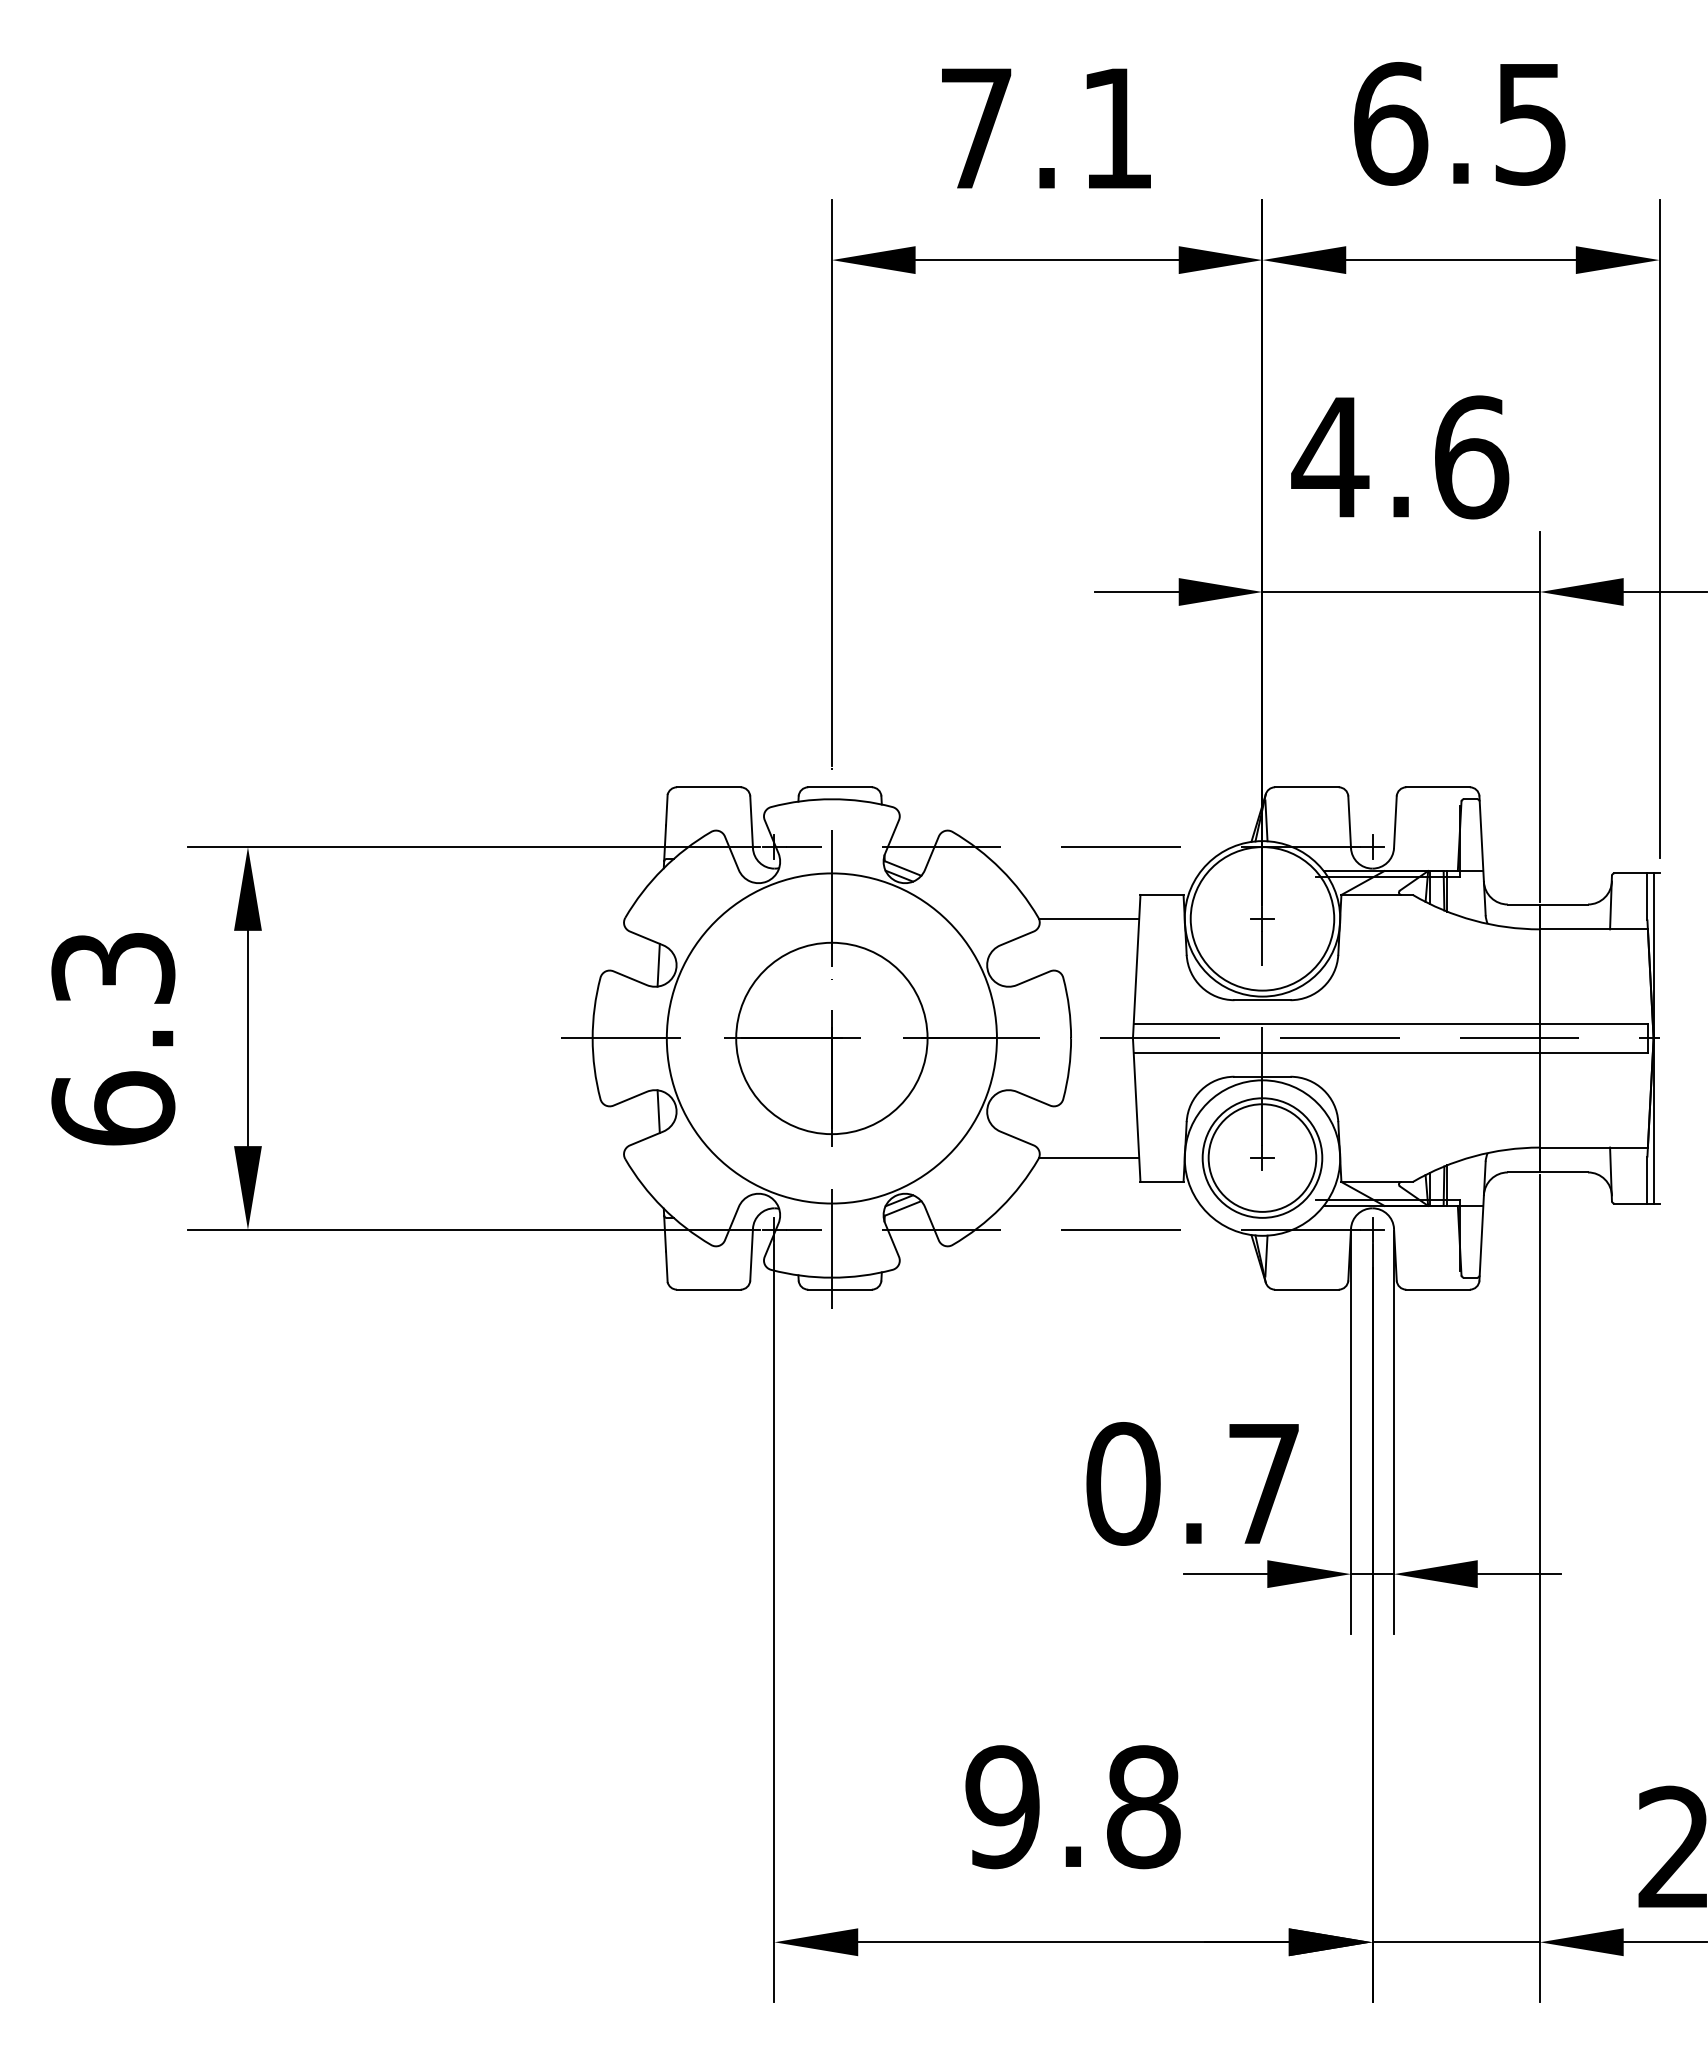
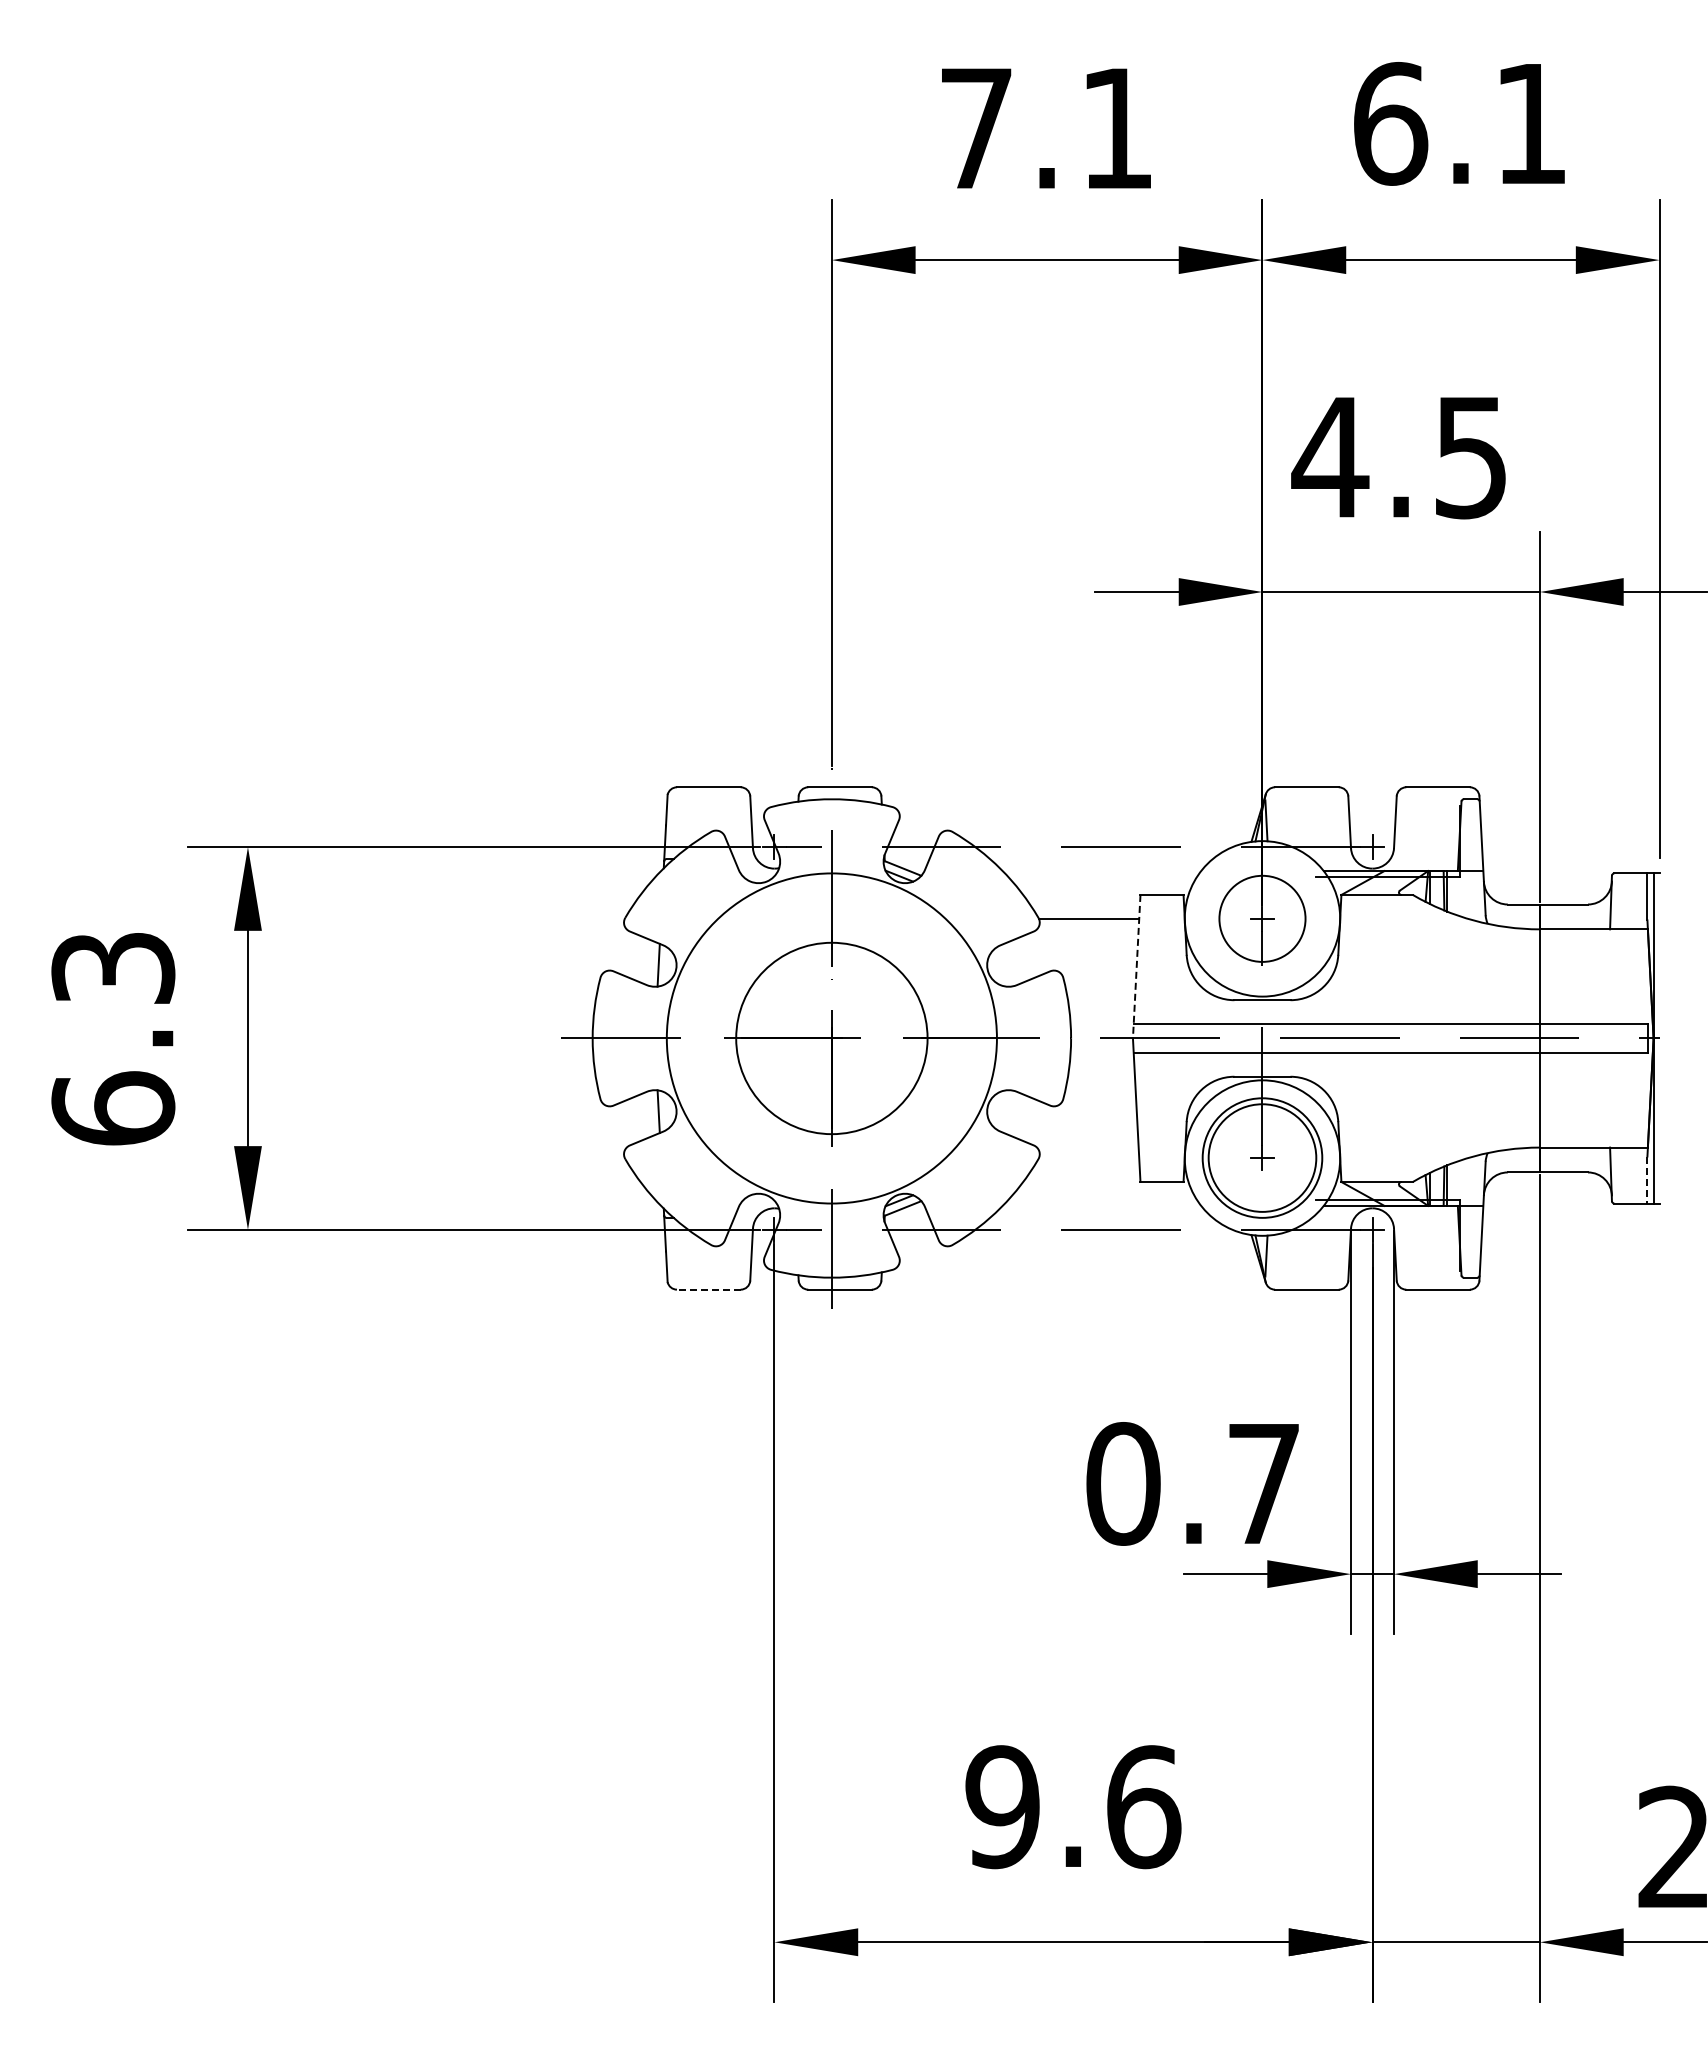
text: 6.5 -> 6.1 (1530, 124)
text: 4.6 -> 4.5 (1472, 457)
circle diameter: 144 px -> 86 px (1262, 918)
line: solid -> dashed (1136, 966)
line: present -> none (1088, 1158)
line: solid -> dashed (1647, 1180)
line: solid -> dashed (708, 1289)
text: 9.8 -> 9.6 (1144, 1807)
